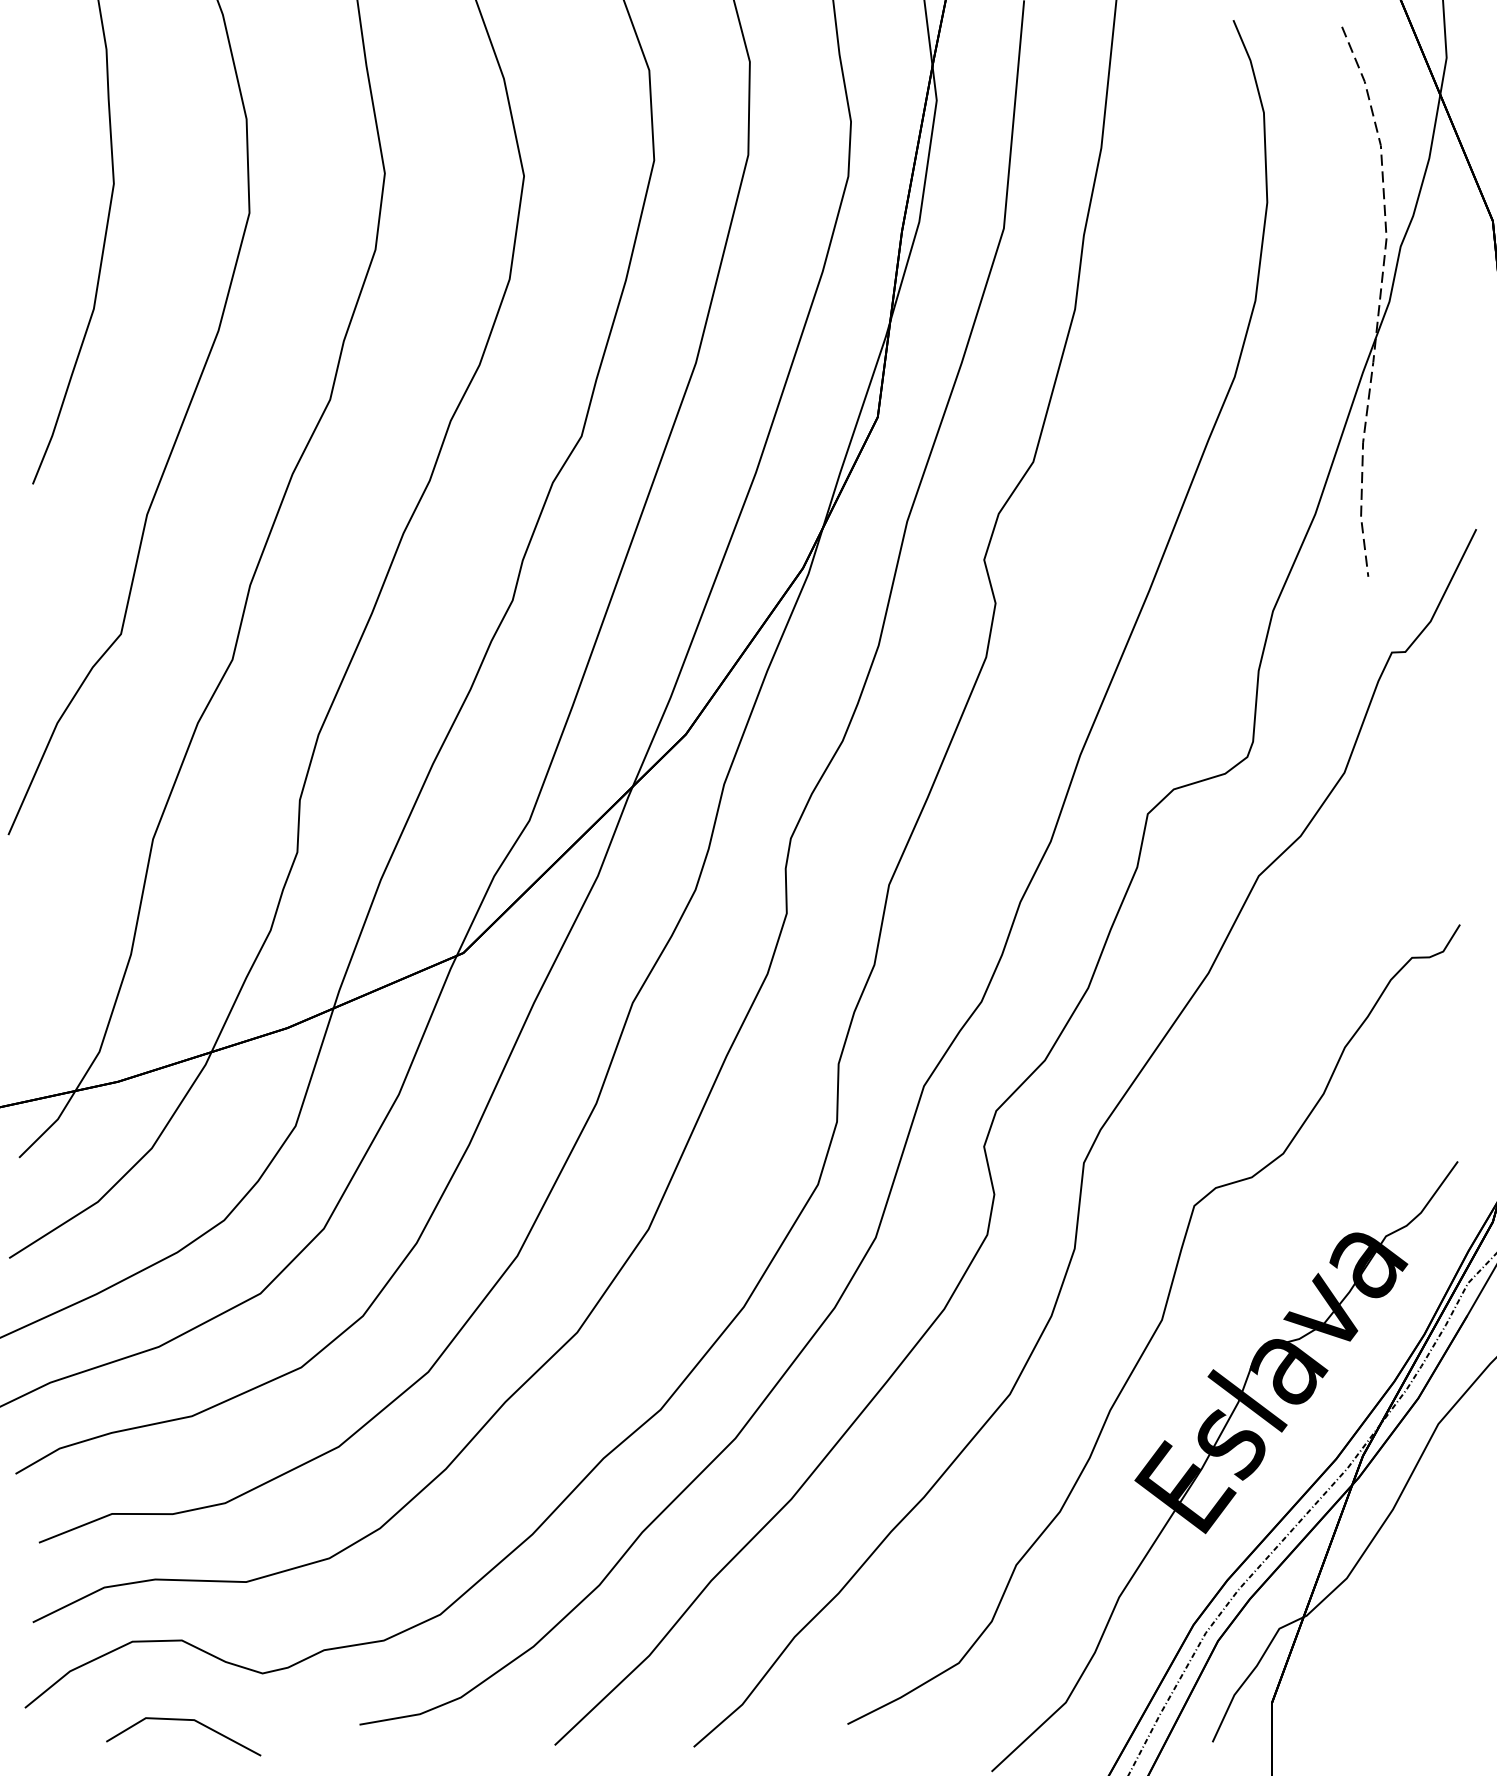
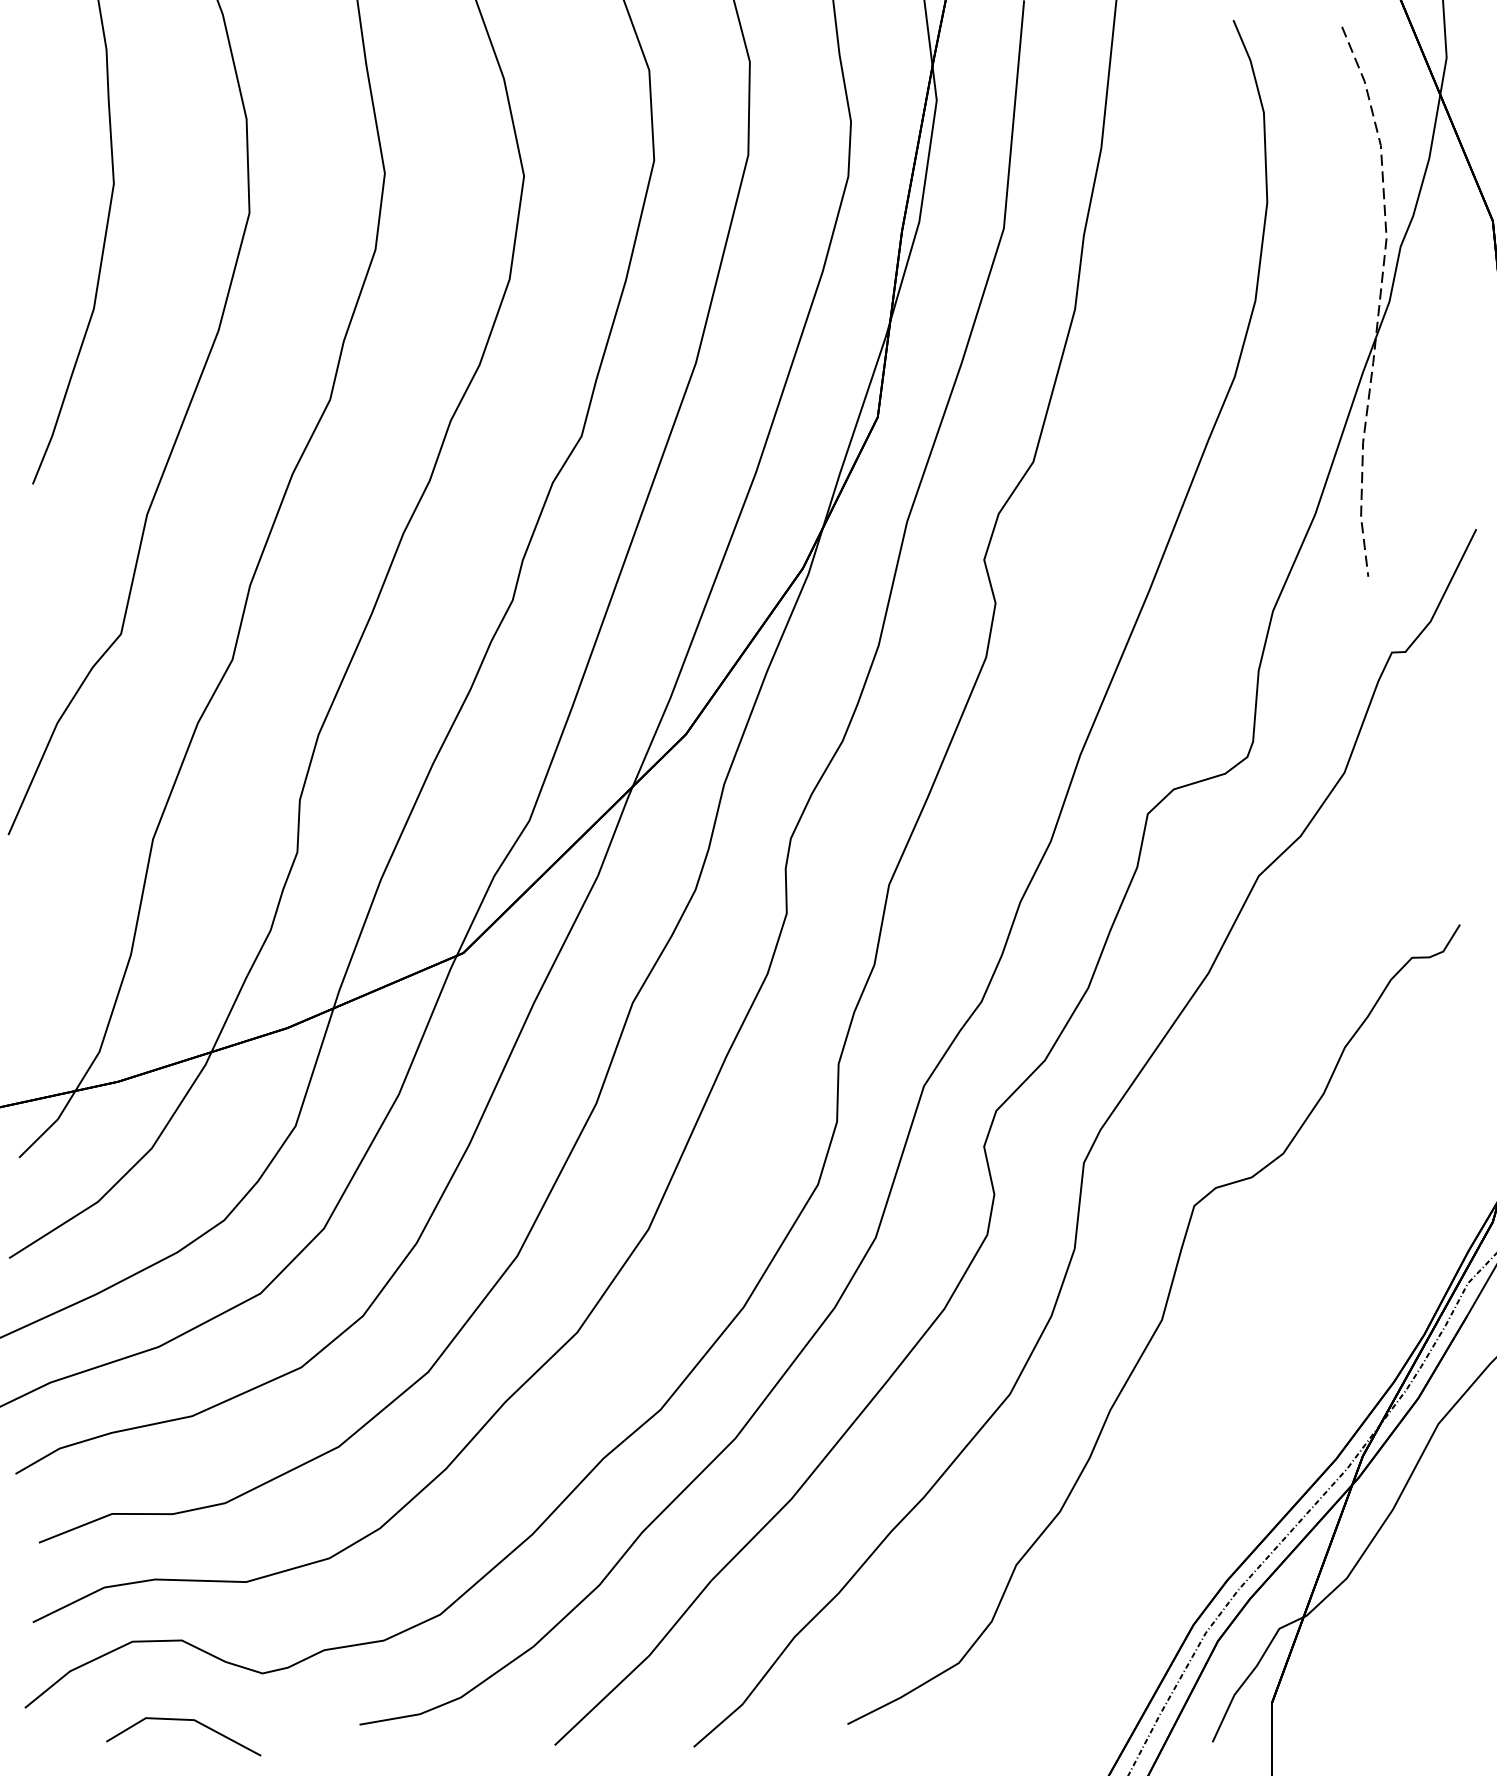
part: present -> none (1220, 1456)
